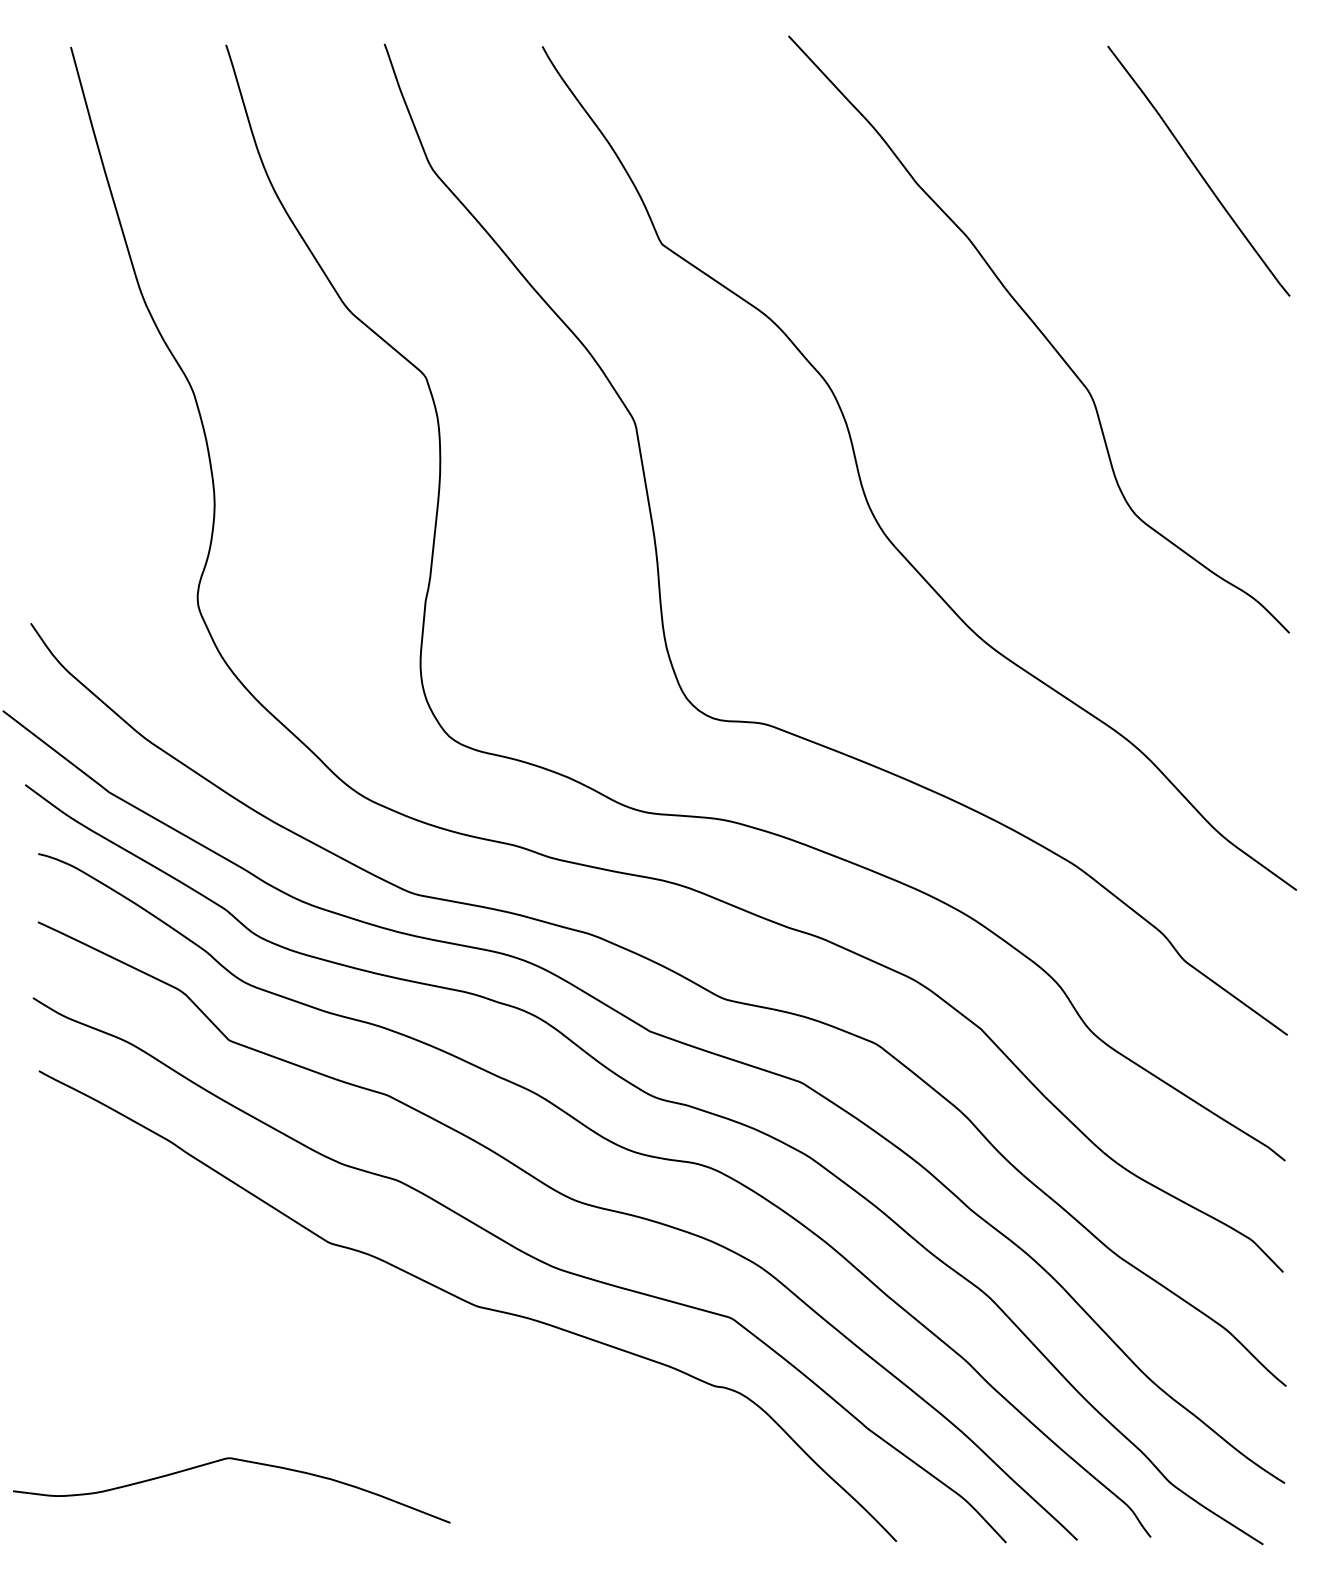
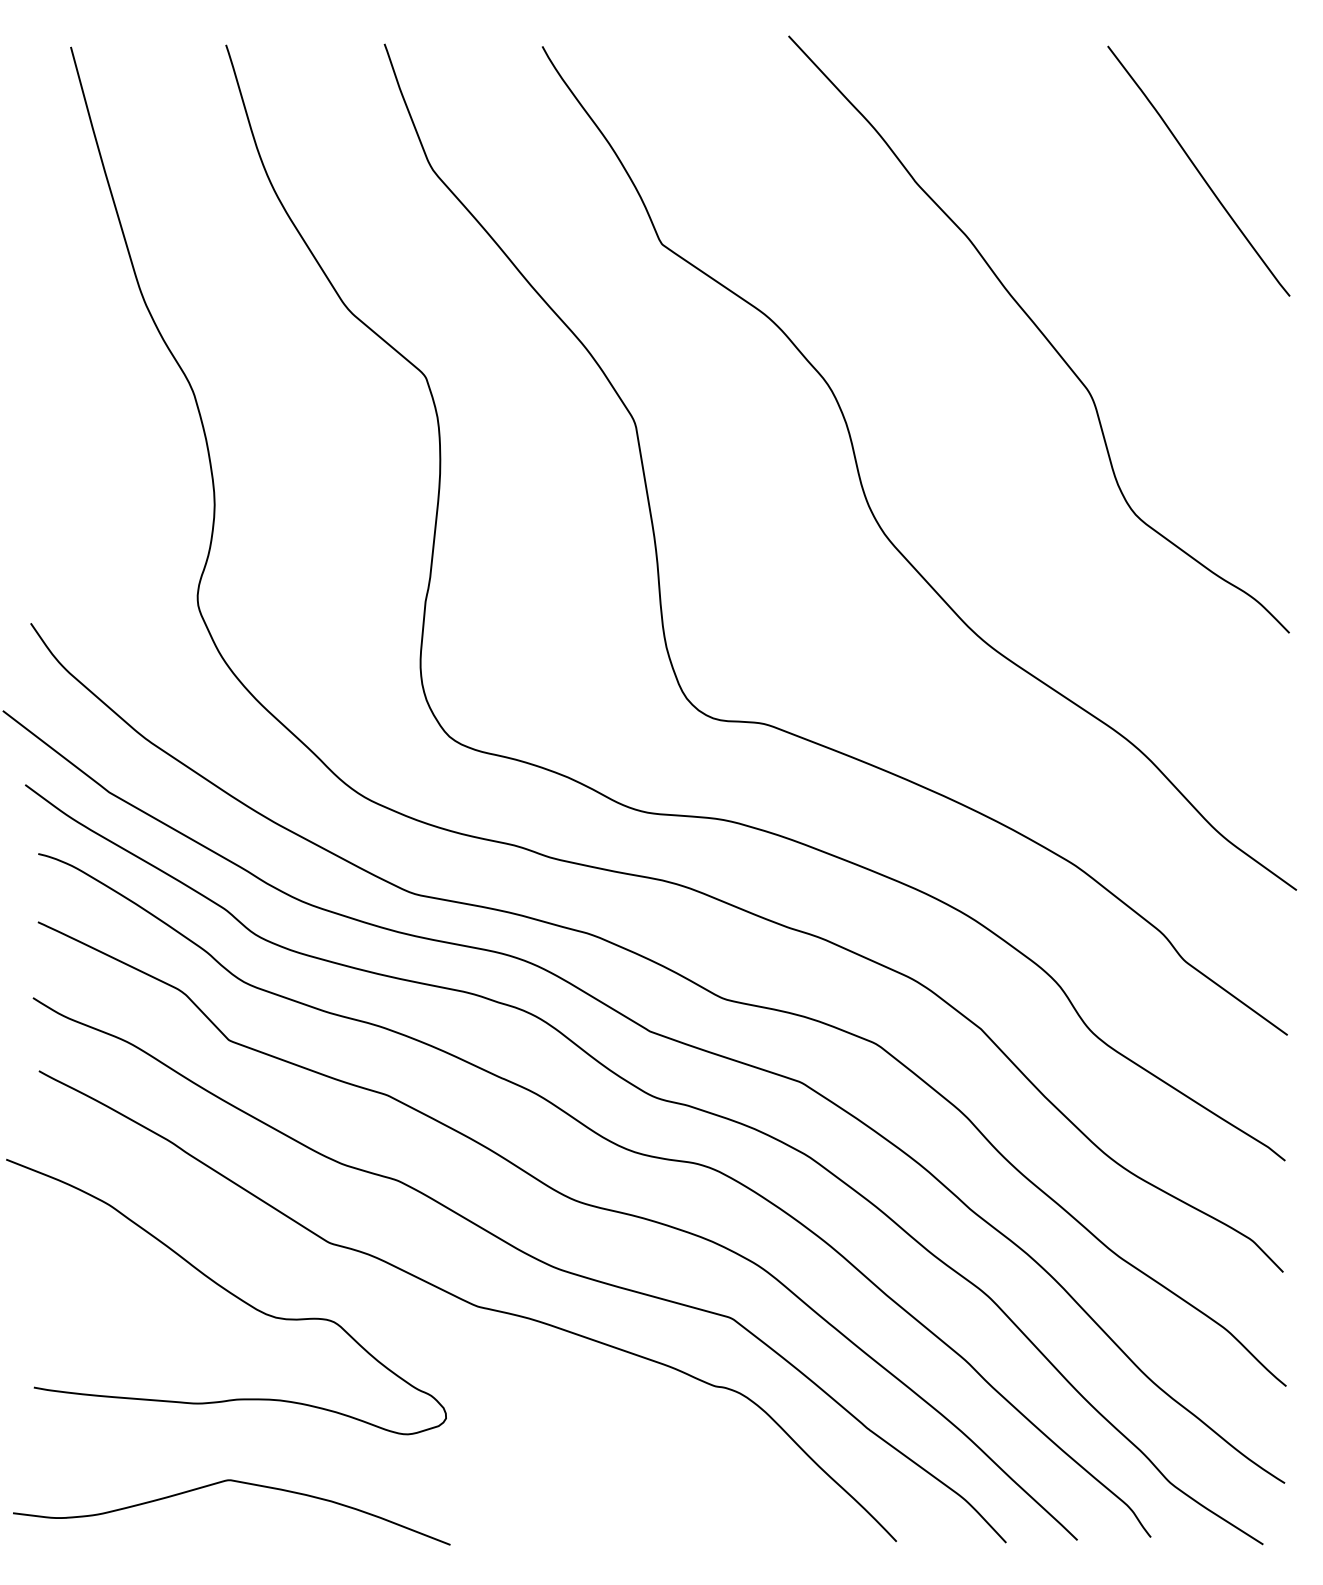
curve: none -> present (227, 1292)
curve position: (235, 1460) -> (235, 1482) (235, 1482)
